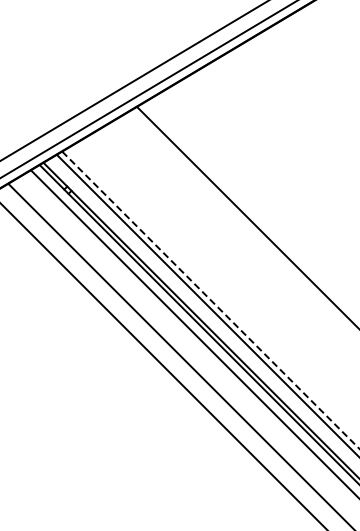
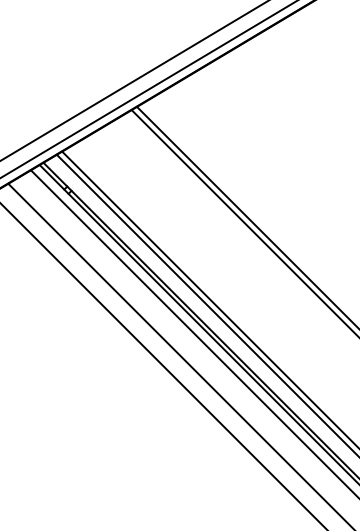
line: none -> present (243, 222)
line: dashed -> solid (211, 300)
